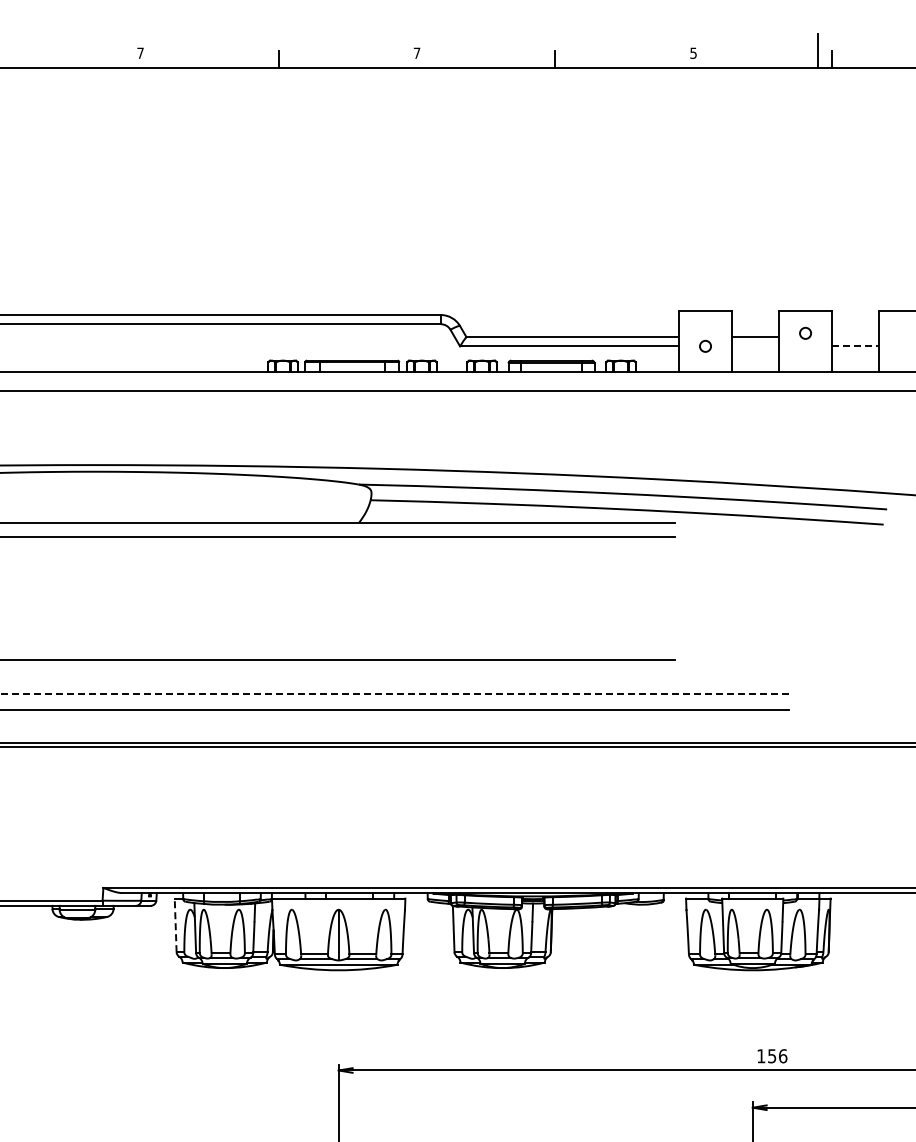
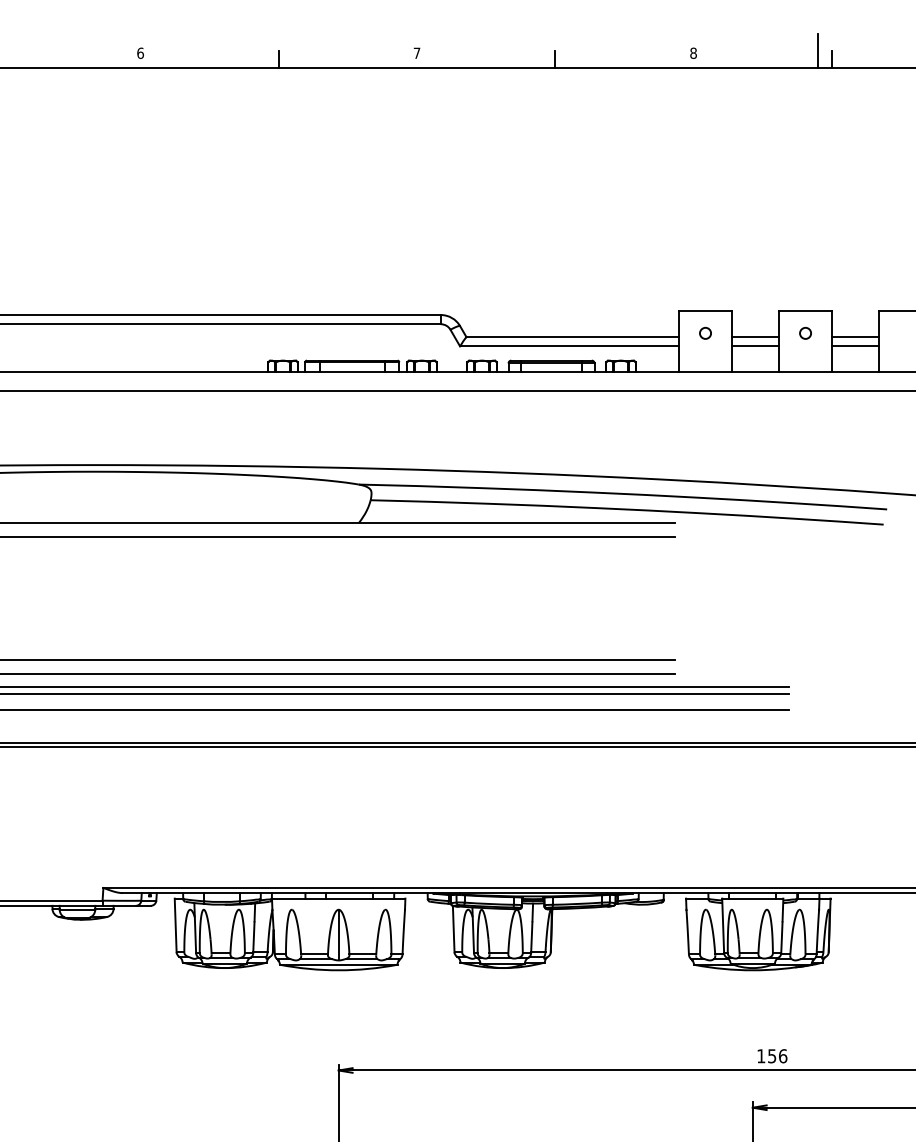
text: 7 -> 6 (140, 52)
text: 5 -> 8 (693, 52)
line: none -> present (855, 337)
circle position: (705, 345) -> (705, 332) (705, 332)
line: none -> present (755, 346)
line: dashed -> solid (856, 346)
line: none -> present (338, 674)
line: none -> present (395, 687)
line: dashed -> solid (394, 694)
line: dashed -> solid (175, 925)
